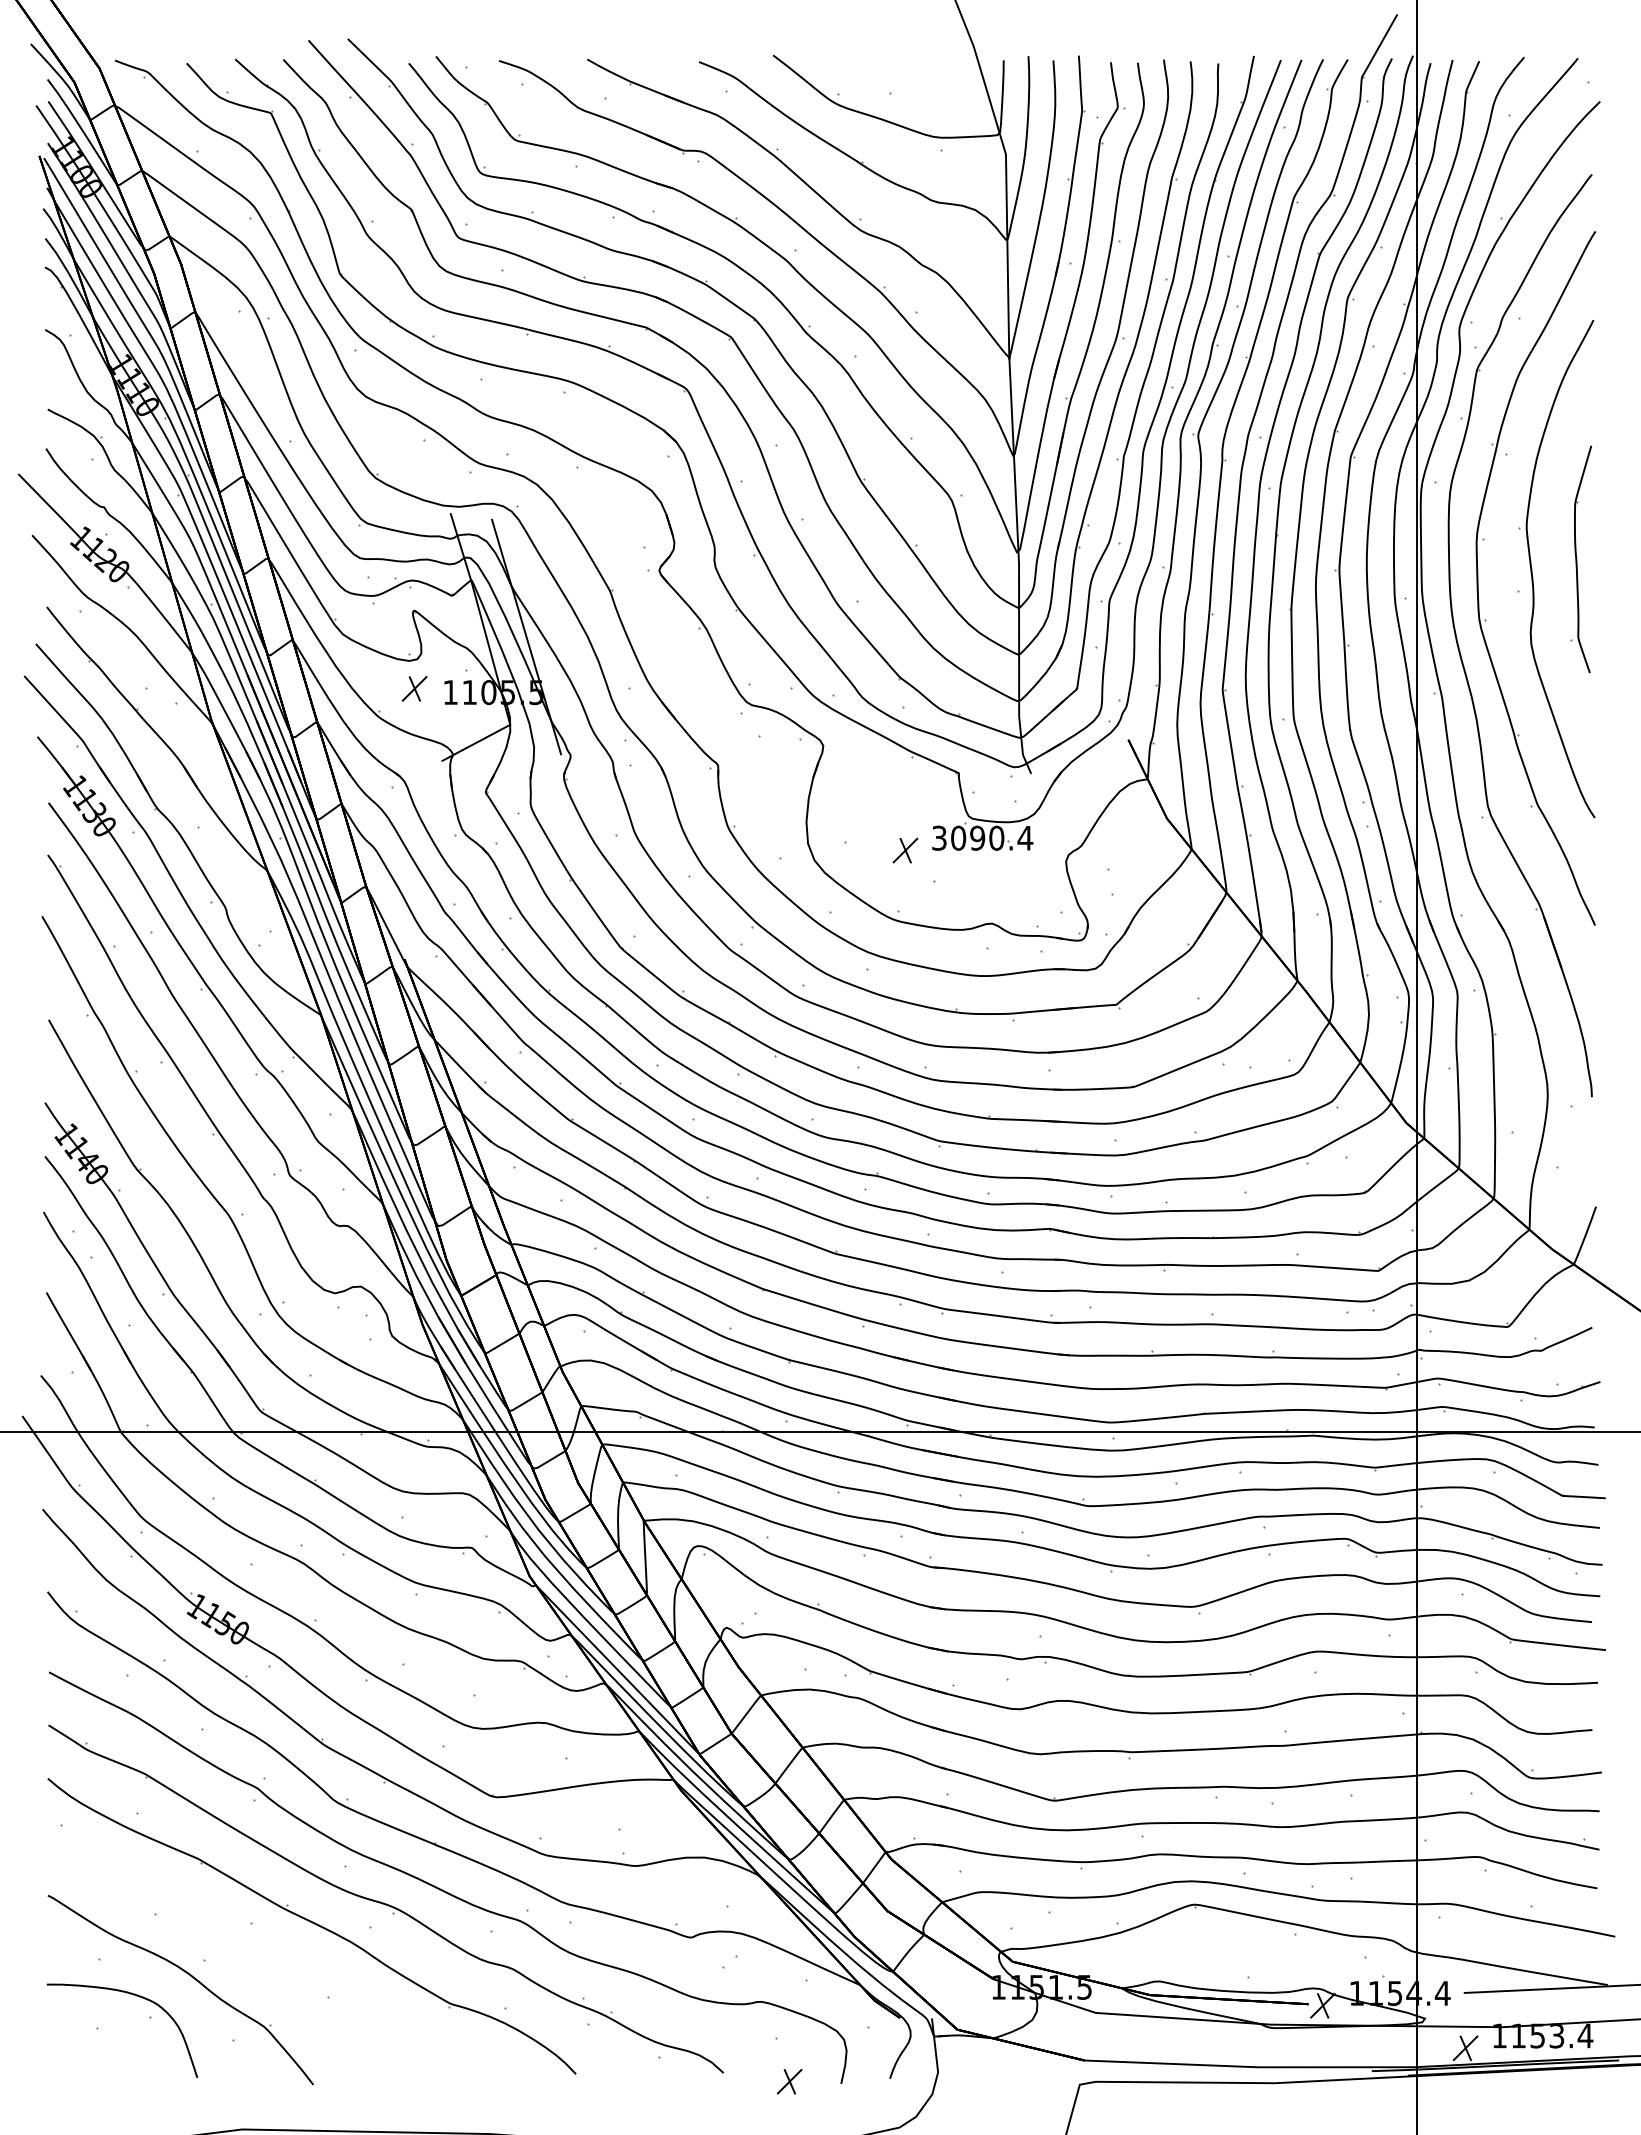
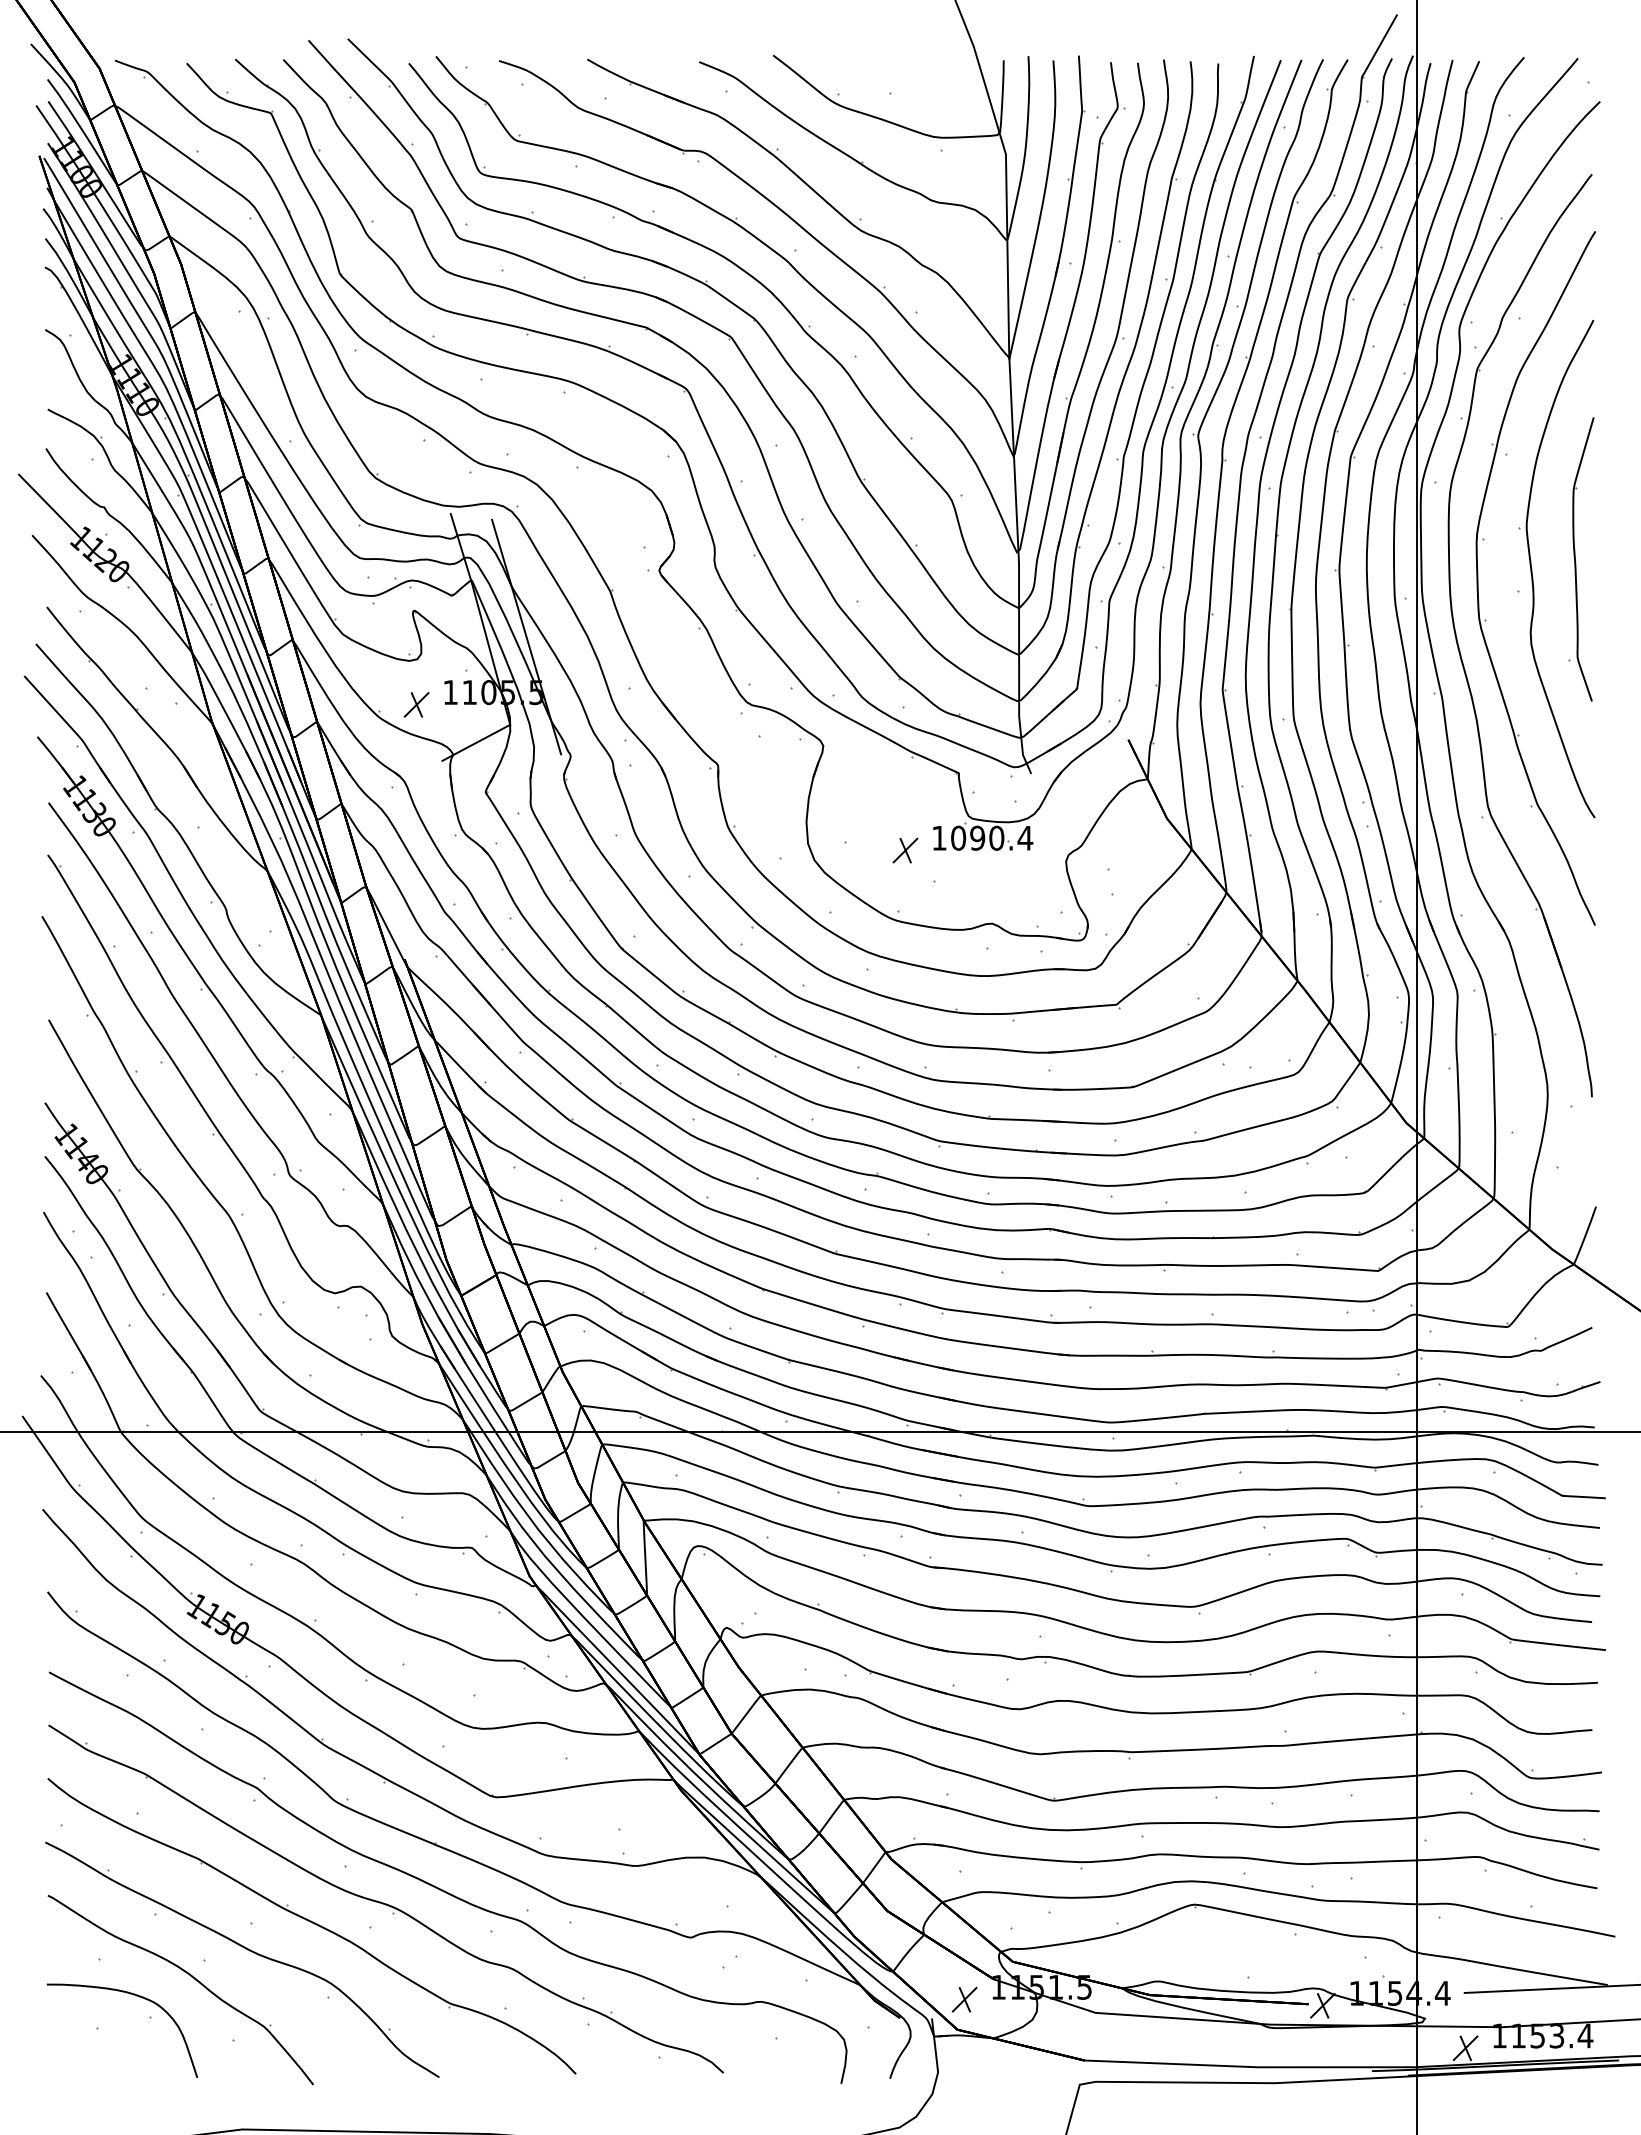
part size: 23x229 px -> 27x285 px (1581, 559)
part position: (414, 688) -> (416, 704) (416, 704)
text: 3090.4 -> 1090.4 (939, 837)
part: none -> present (247, 1950)
part position: (789, 2081) -> (964, 1999) (964, 1999)
